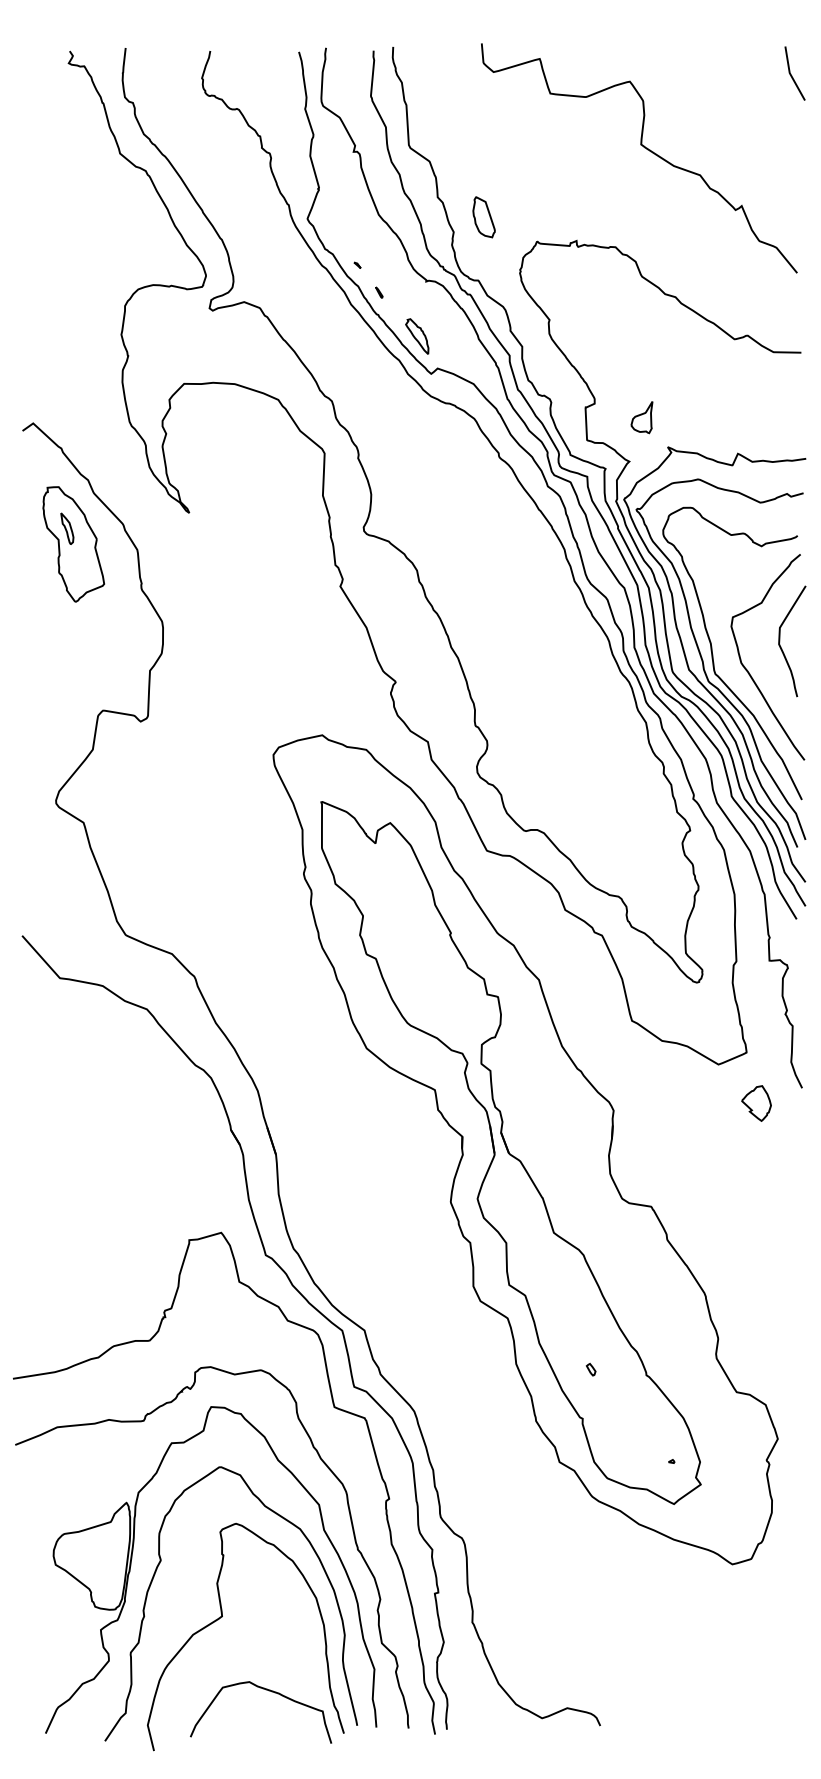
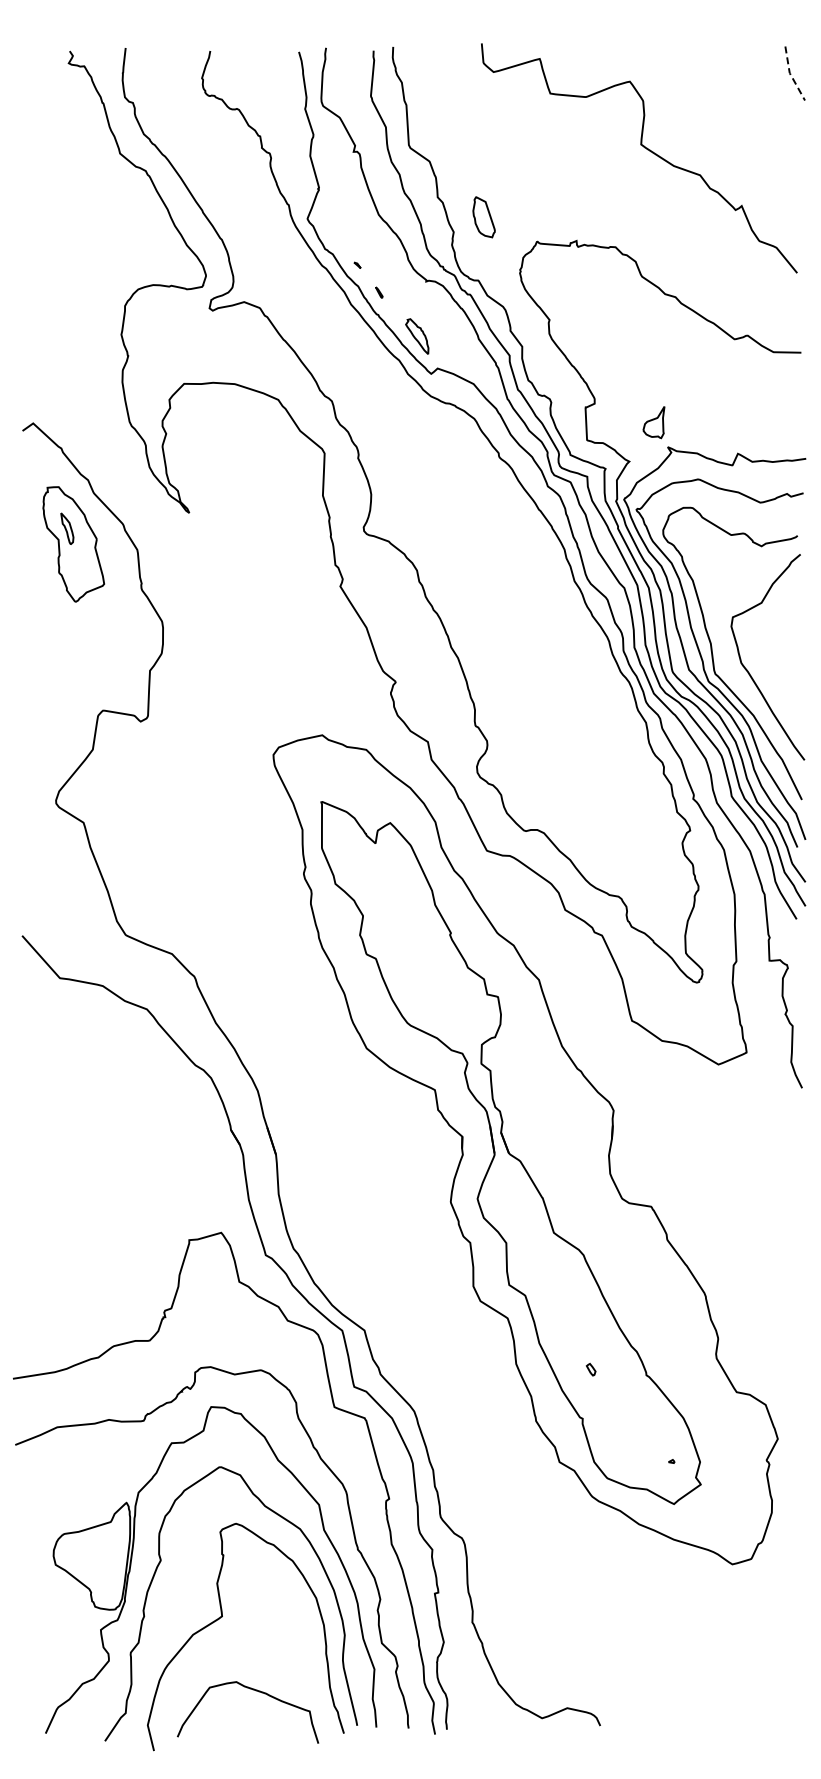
line: solid -> dashed (790, 74)
part position: (641, 417) -> (653, 422) (653, 422)
curve: present -> none (780, 641)
part: present -> none (756, 1103)
curve position: (271, 1692) -> (258, 1692) (258, 1692)
